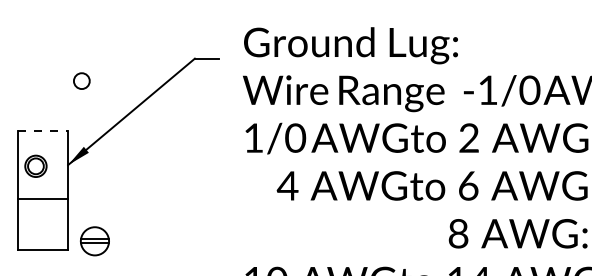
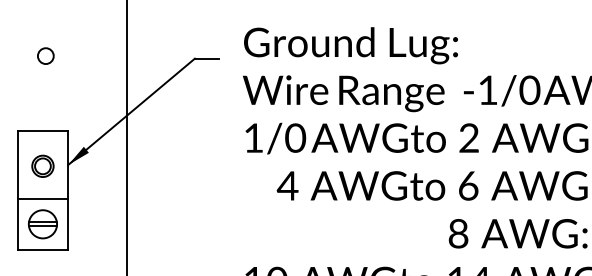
circle position: (81, 80) -> (45, 55) (45, 55)
line: dashed -> solid (43, 131)
line: none -> present (126, 137)
part position: (35, 165) -> (42, 165) (42, 165)
part position: (94, 241) -> (42, 224) (42, 224)
